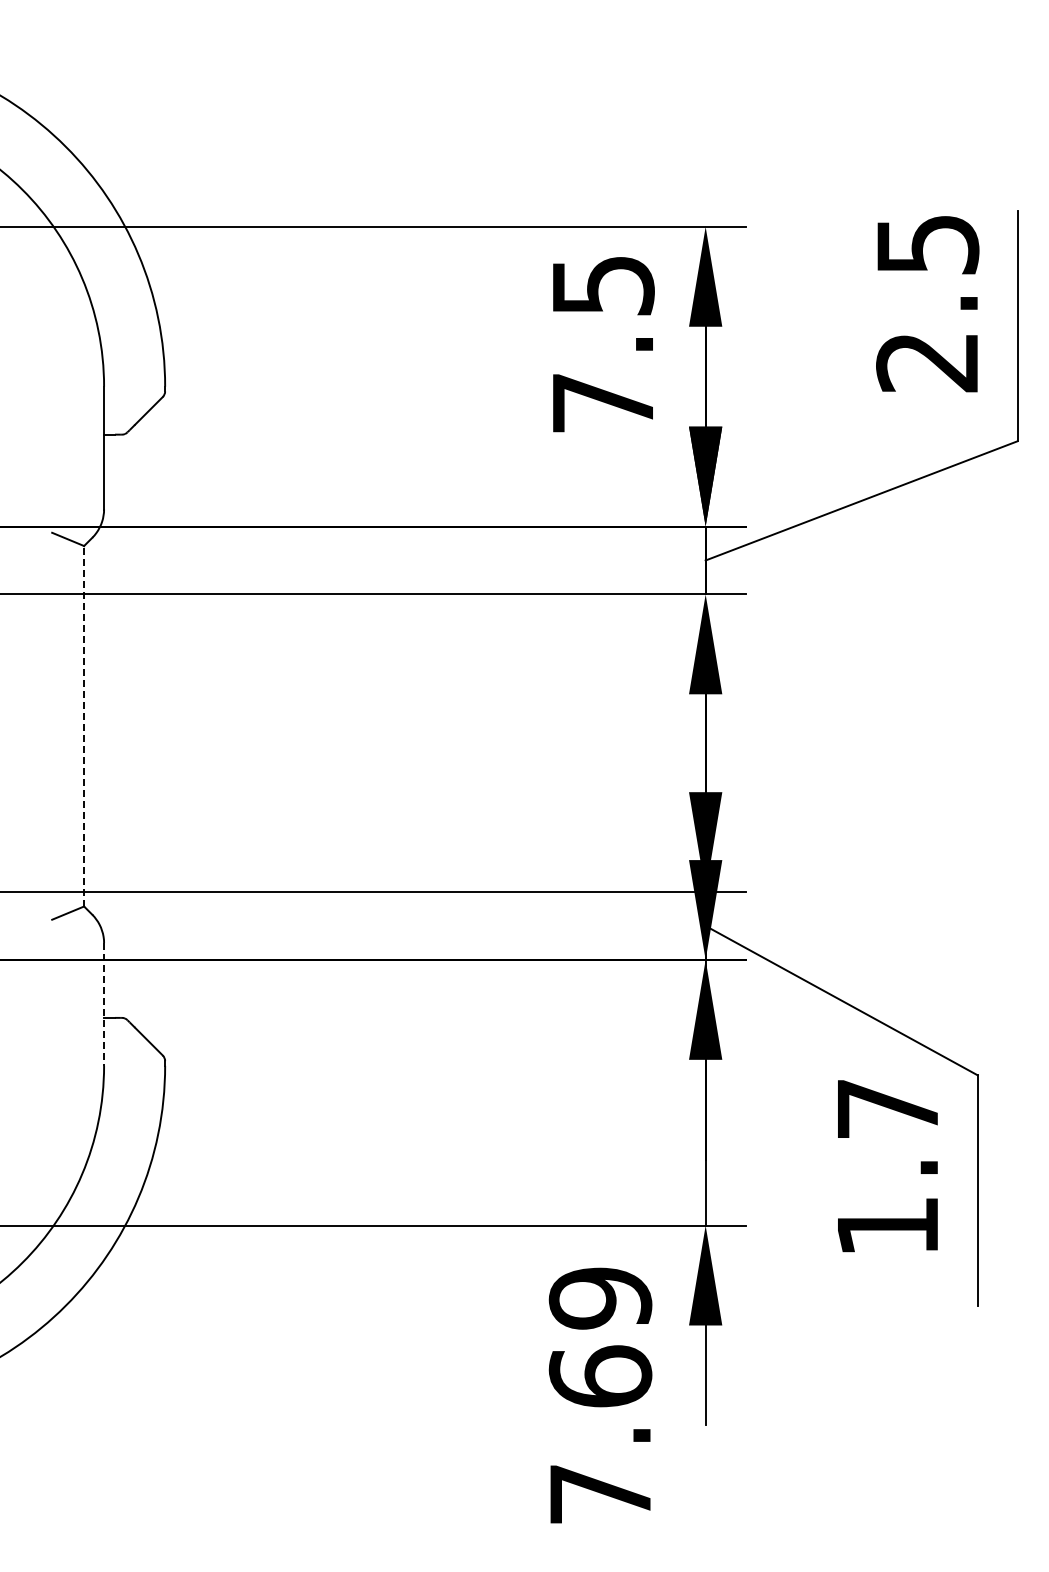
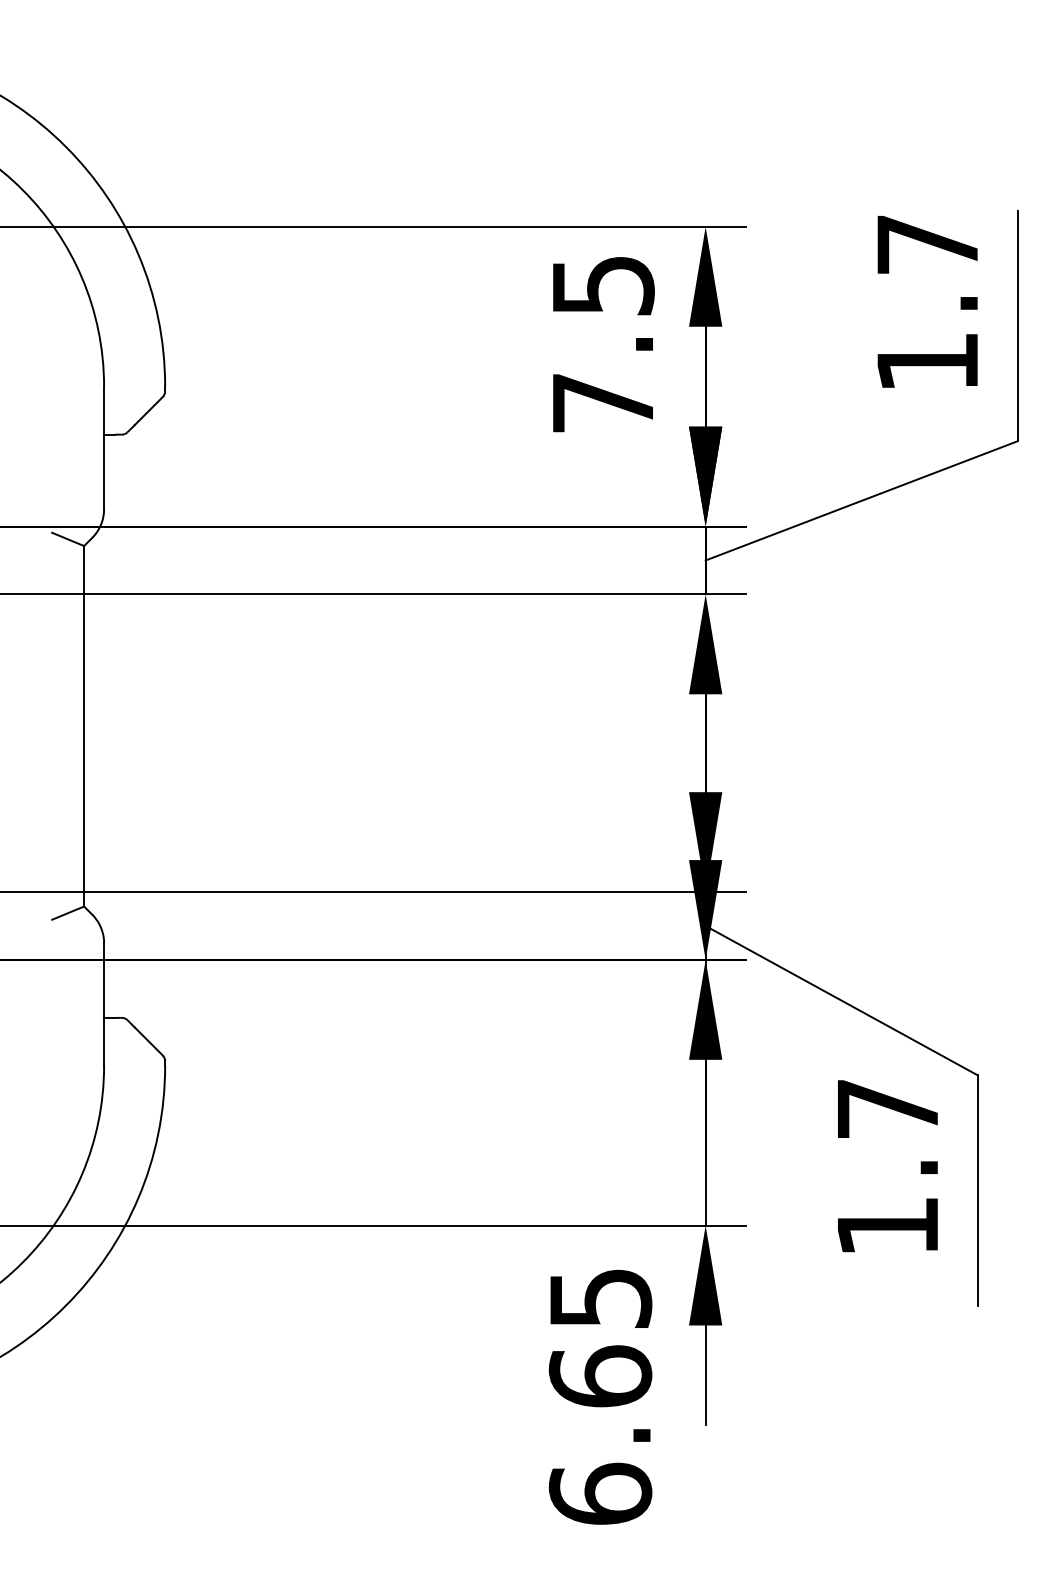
text: 2.5 -> 1.7 (927, 304)
line: dashed -> solid (84, 725)
line: dashed -> solid (104, 1004)
text: 7.69 -> 6.65 (600, 1395)
